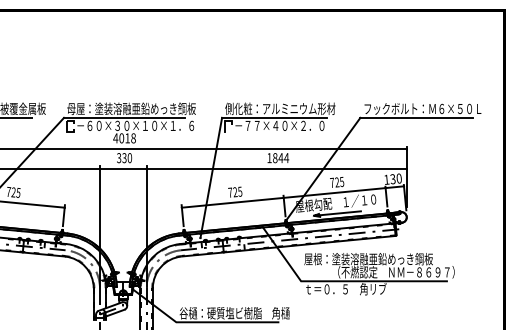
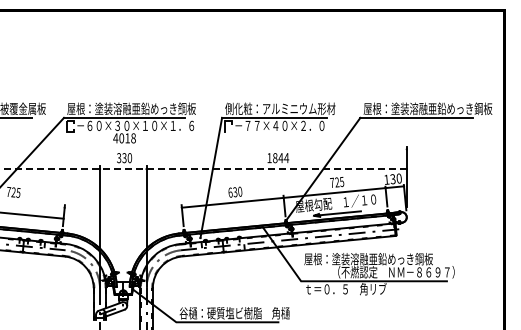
text: 母屋：塗装溶融亜鉛めっき鋼板 -> 屋根：塗装溶融亜鉛めっき鋼板 (75, 108)
text: フックボルト：Ｍ６×５０Ｌ -> 屋根：塗装溶融亜鉛めっき鋼板 (427, 108)
line: present -> none (204, 149)
line: solid -> dashed (203, 169)
text: 725 -> 630 (235, 191)
line position: (33, 204) -> (32, 215) (32, 215)
